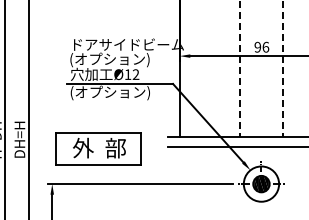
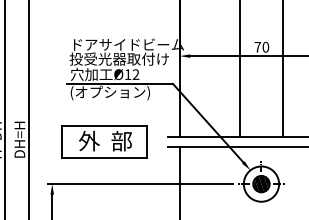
text: 96 -> 70 (261, 46)
text: (オプション) -> 投受光器取付け (118, 59)
line: dashed -> solid (240, 69)
line: dashed -> solid (282, 69)
part position: (98, 148) -> (104, 141) (104, 141)
line: none -> present (179, 181)
